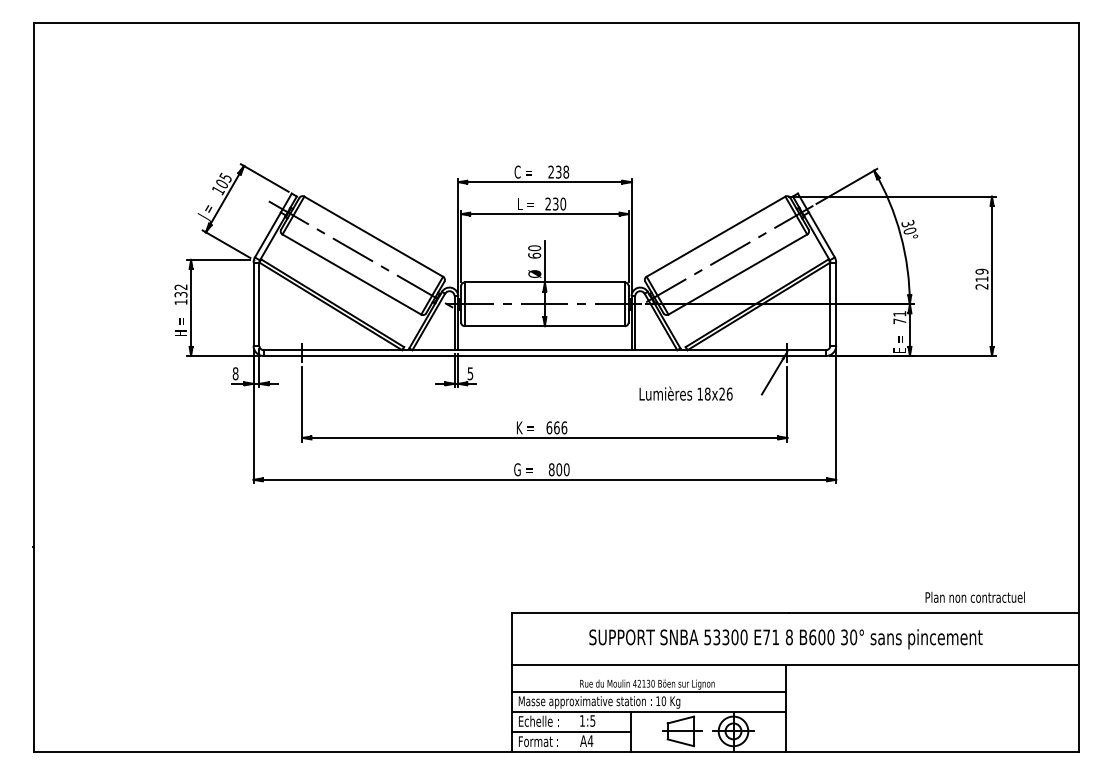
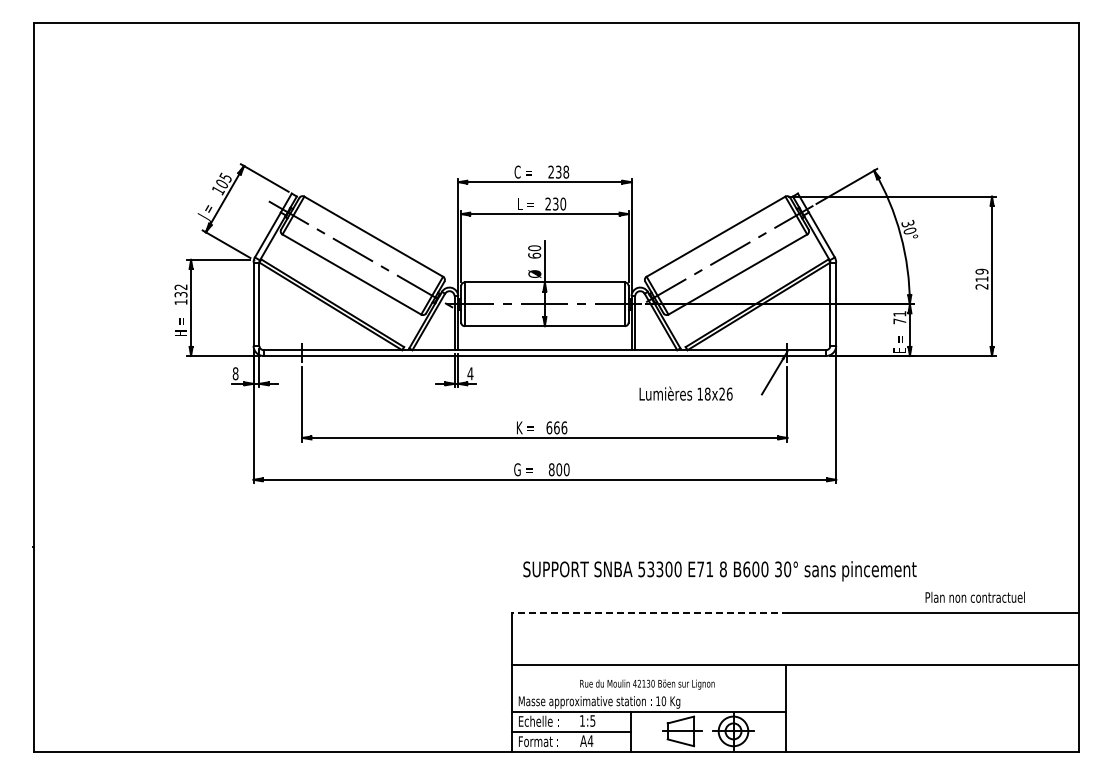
text: 5 -> 4 (470, 373)
line: solid -> dashed (650, 613)
text position: (785, 639) -> (719, 571) (719, 571)
line: present -> none (649, 691)
